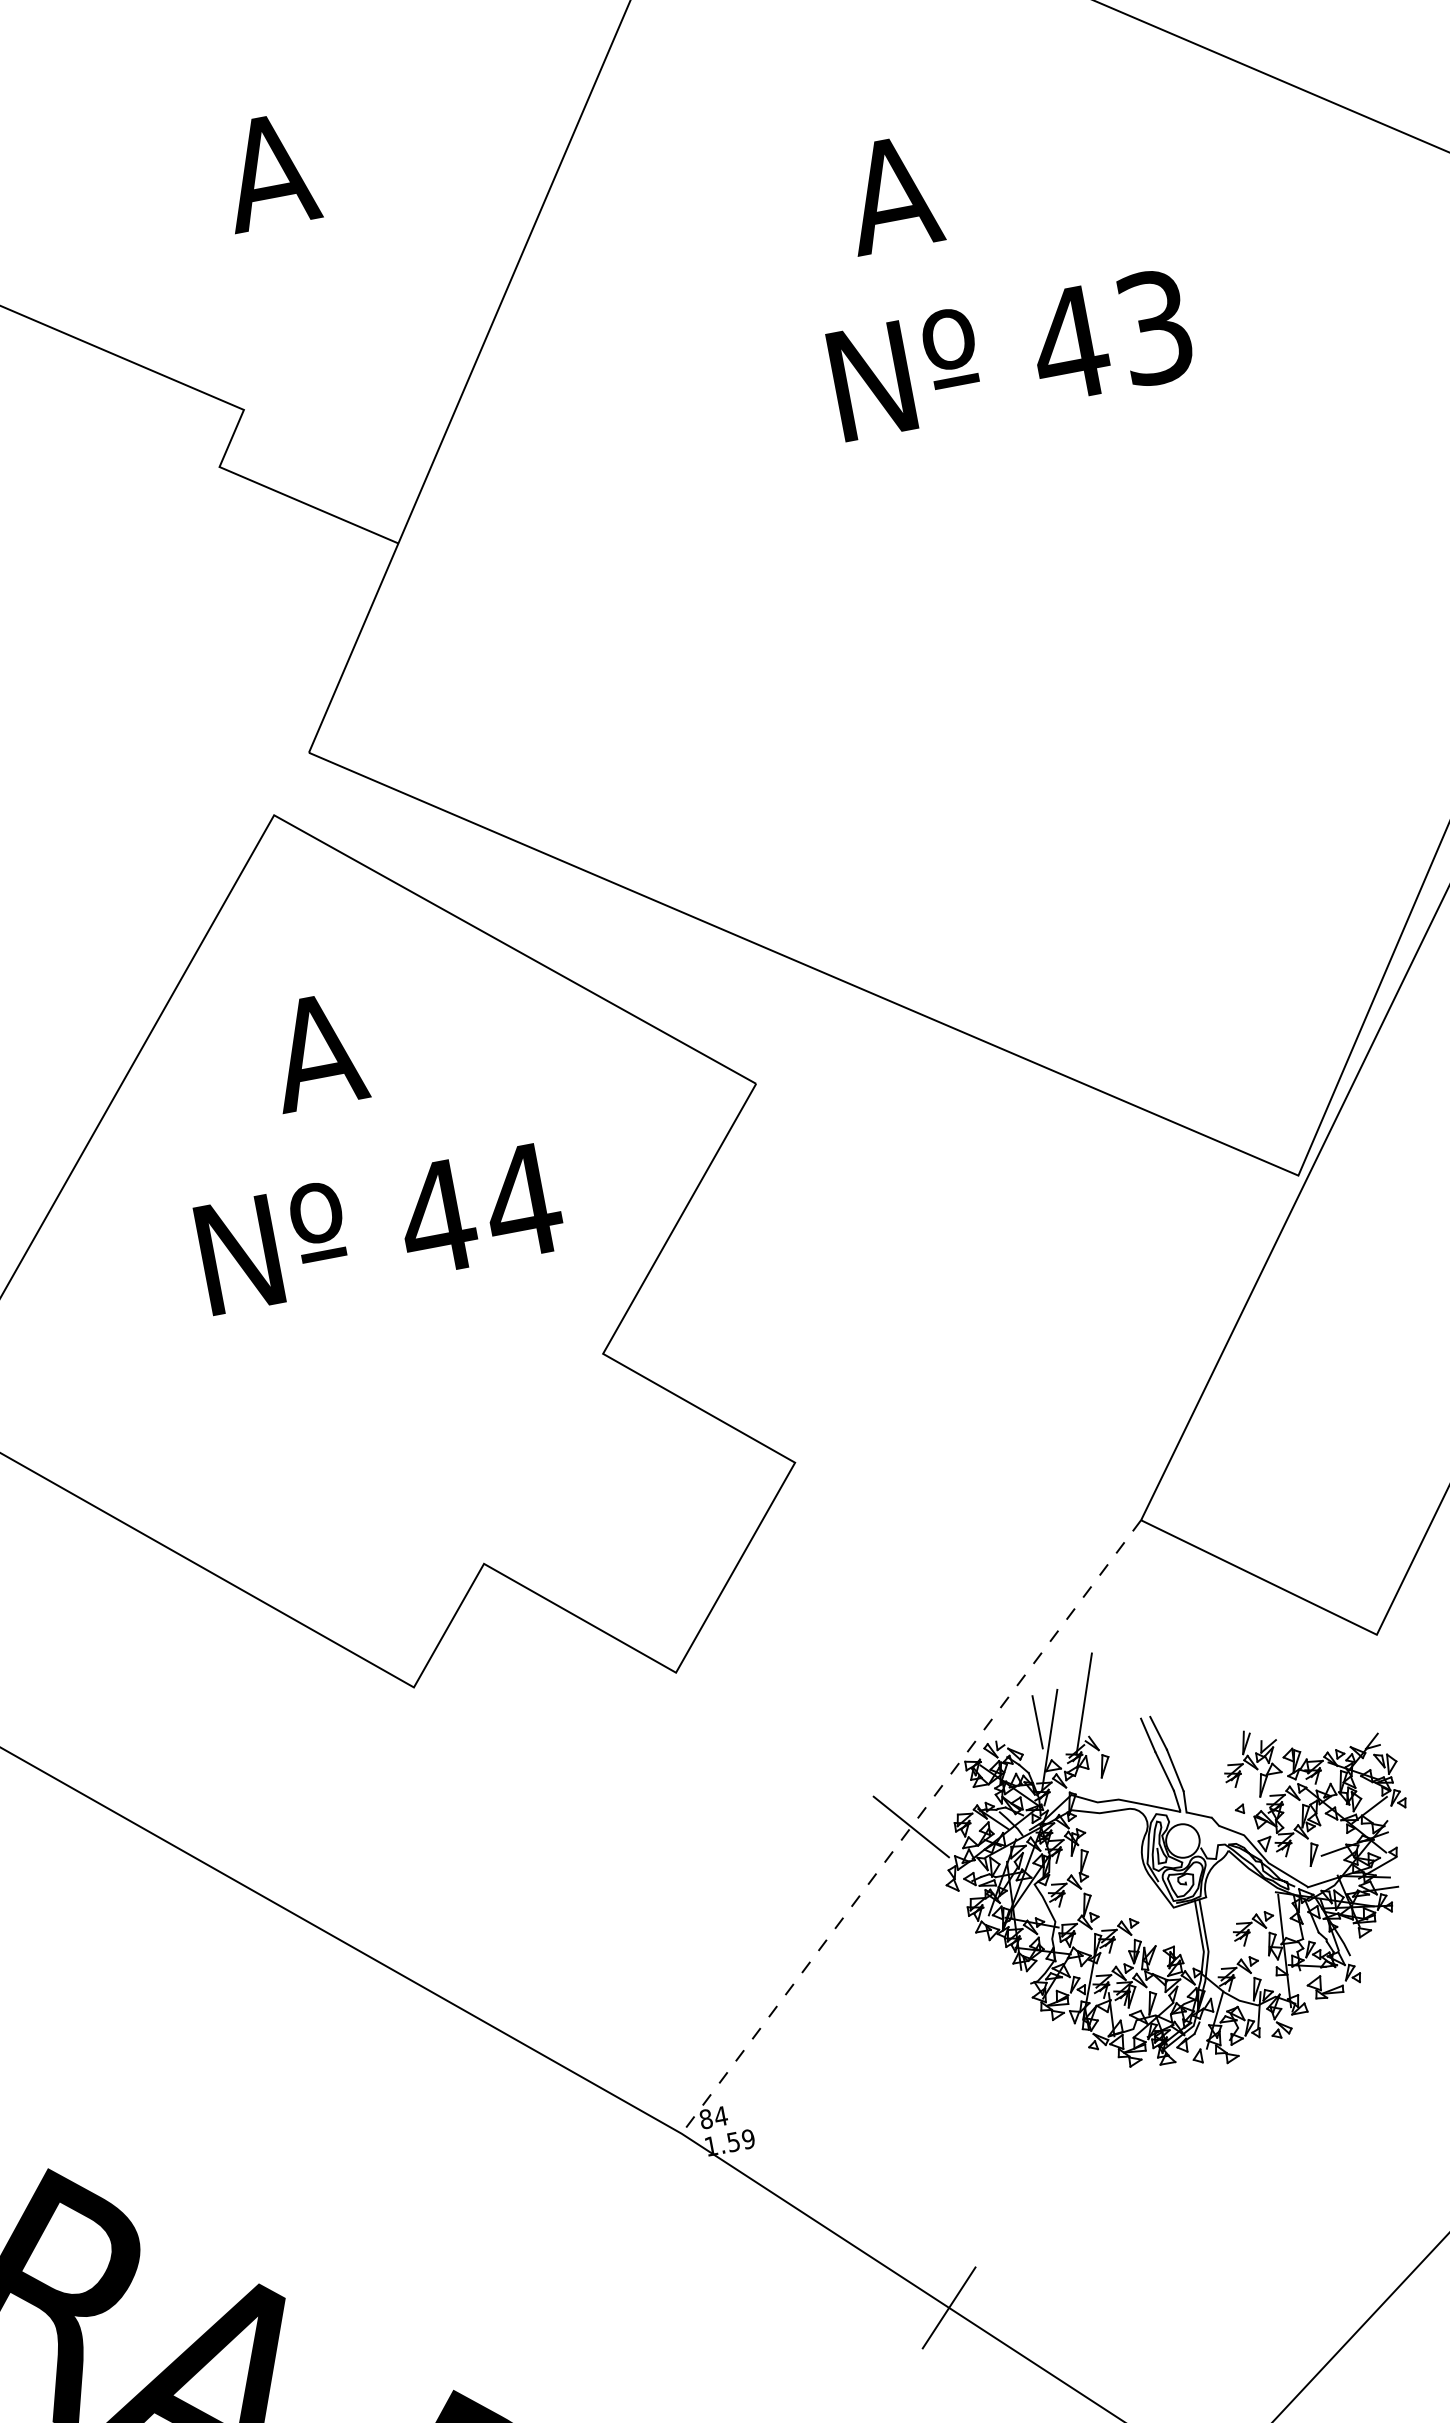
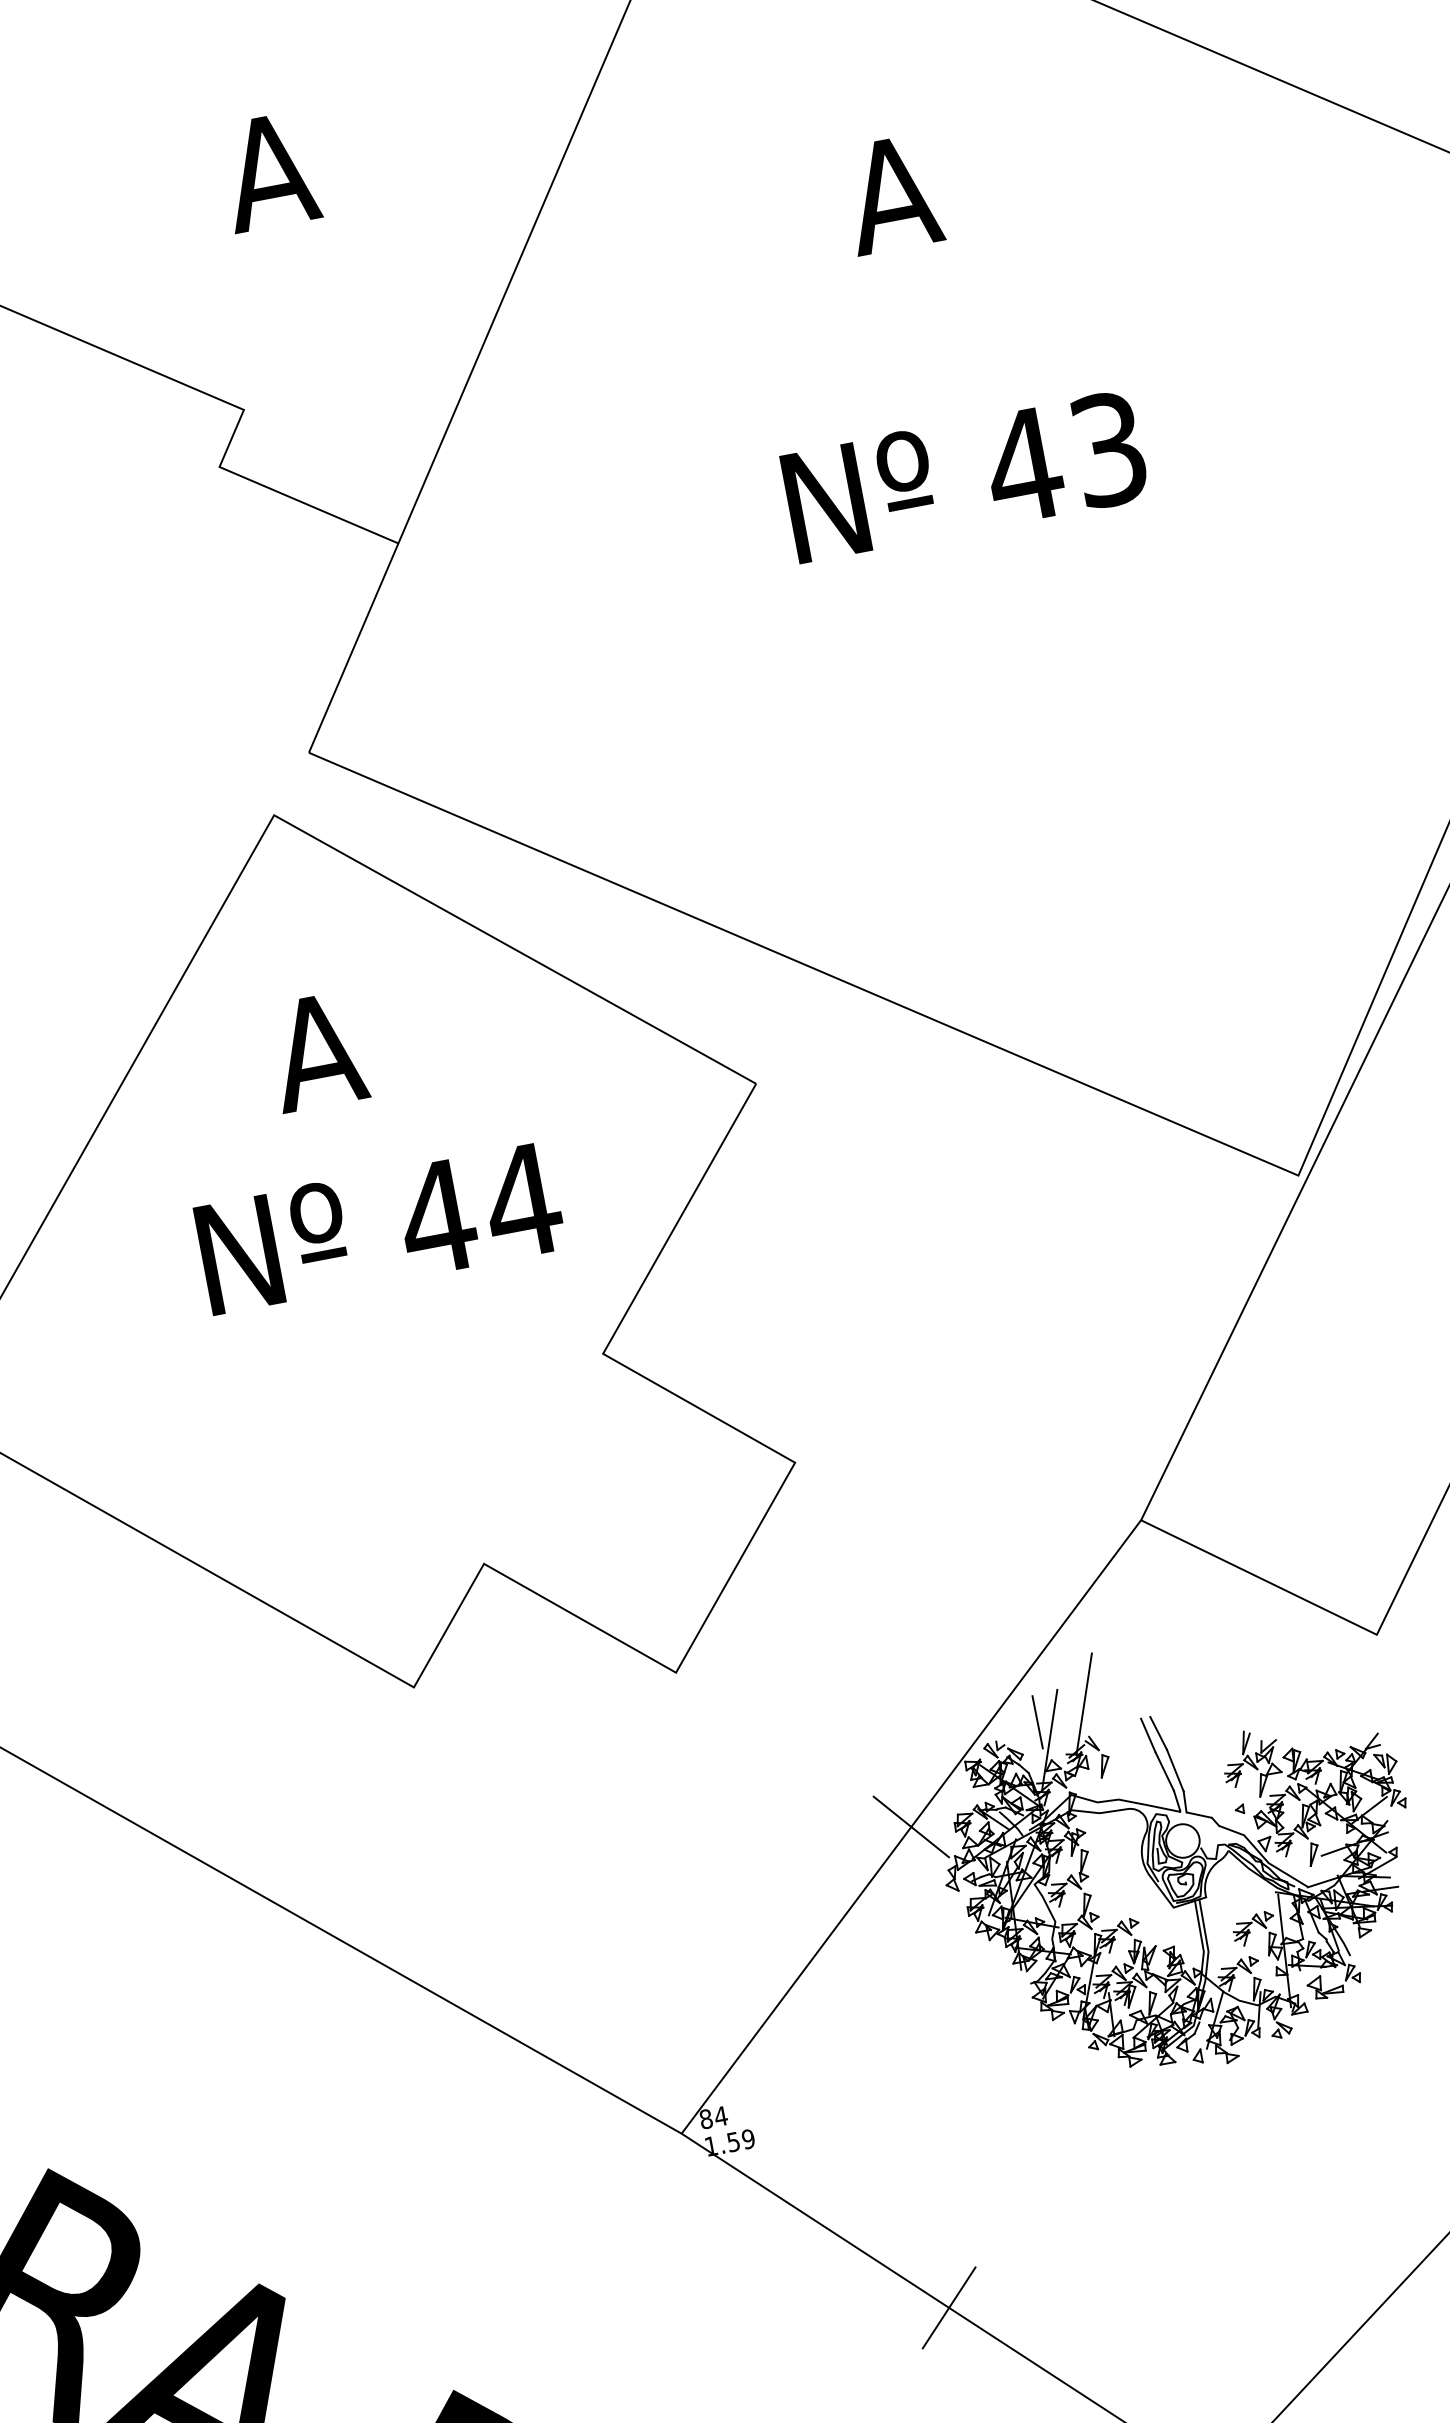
text position: (1008, 356) -> (962, 478) (962, 478)
line: dashed -> solid (911, 1827)
